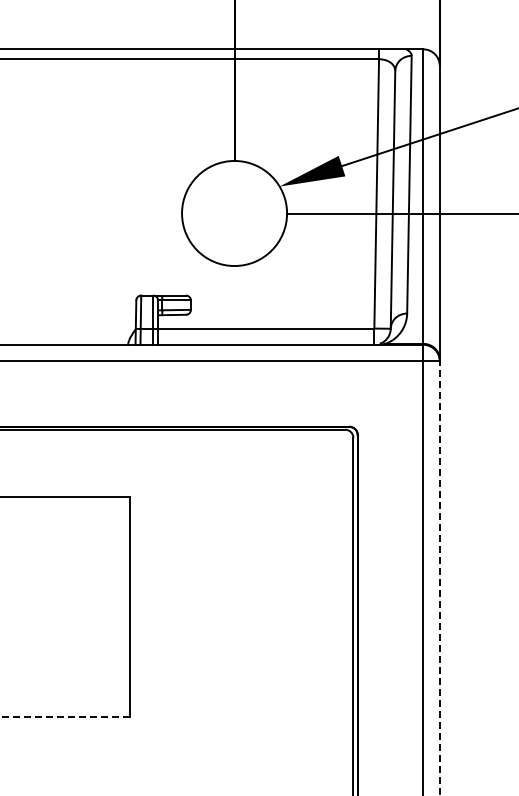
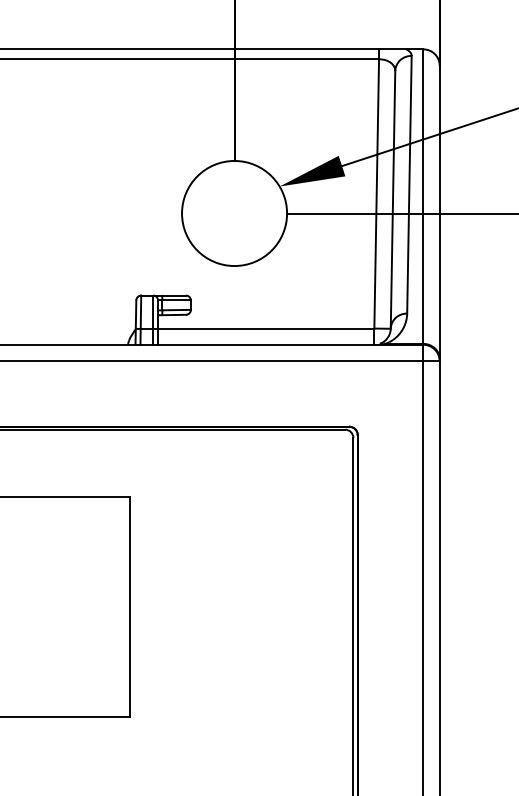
line: dashed -> solid (439, 578)
line: dashed -> solid (65, 717)
